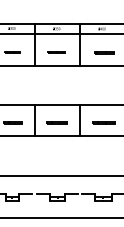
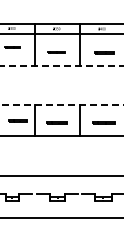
line position: (12, 52) -> (12, 47) (12, 47)
line: solid -> dashed (62, 66)
line: solid -> dashed (62, 105)
line position: (12, 122) -> (17, 120) (17, 120)
